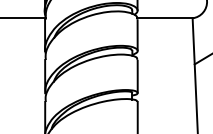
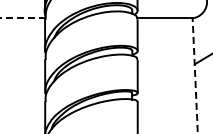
line: solid -> dashed (23, 18)
line: solid -> dashed (195, 76)
